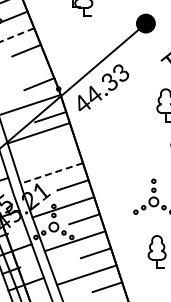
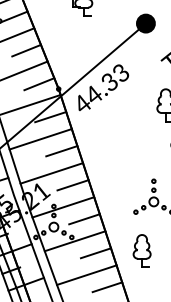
line: dashed -> solid (16, 35)
line: none -> present (24, 70)
line position: (38, 133) -> (40, 139) (40, 139)
line: none -> present (61, 151)
line: dashed -> solid (51, 173)
part position: (156, 251) -> (141, 250) (141, 250)
